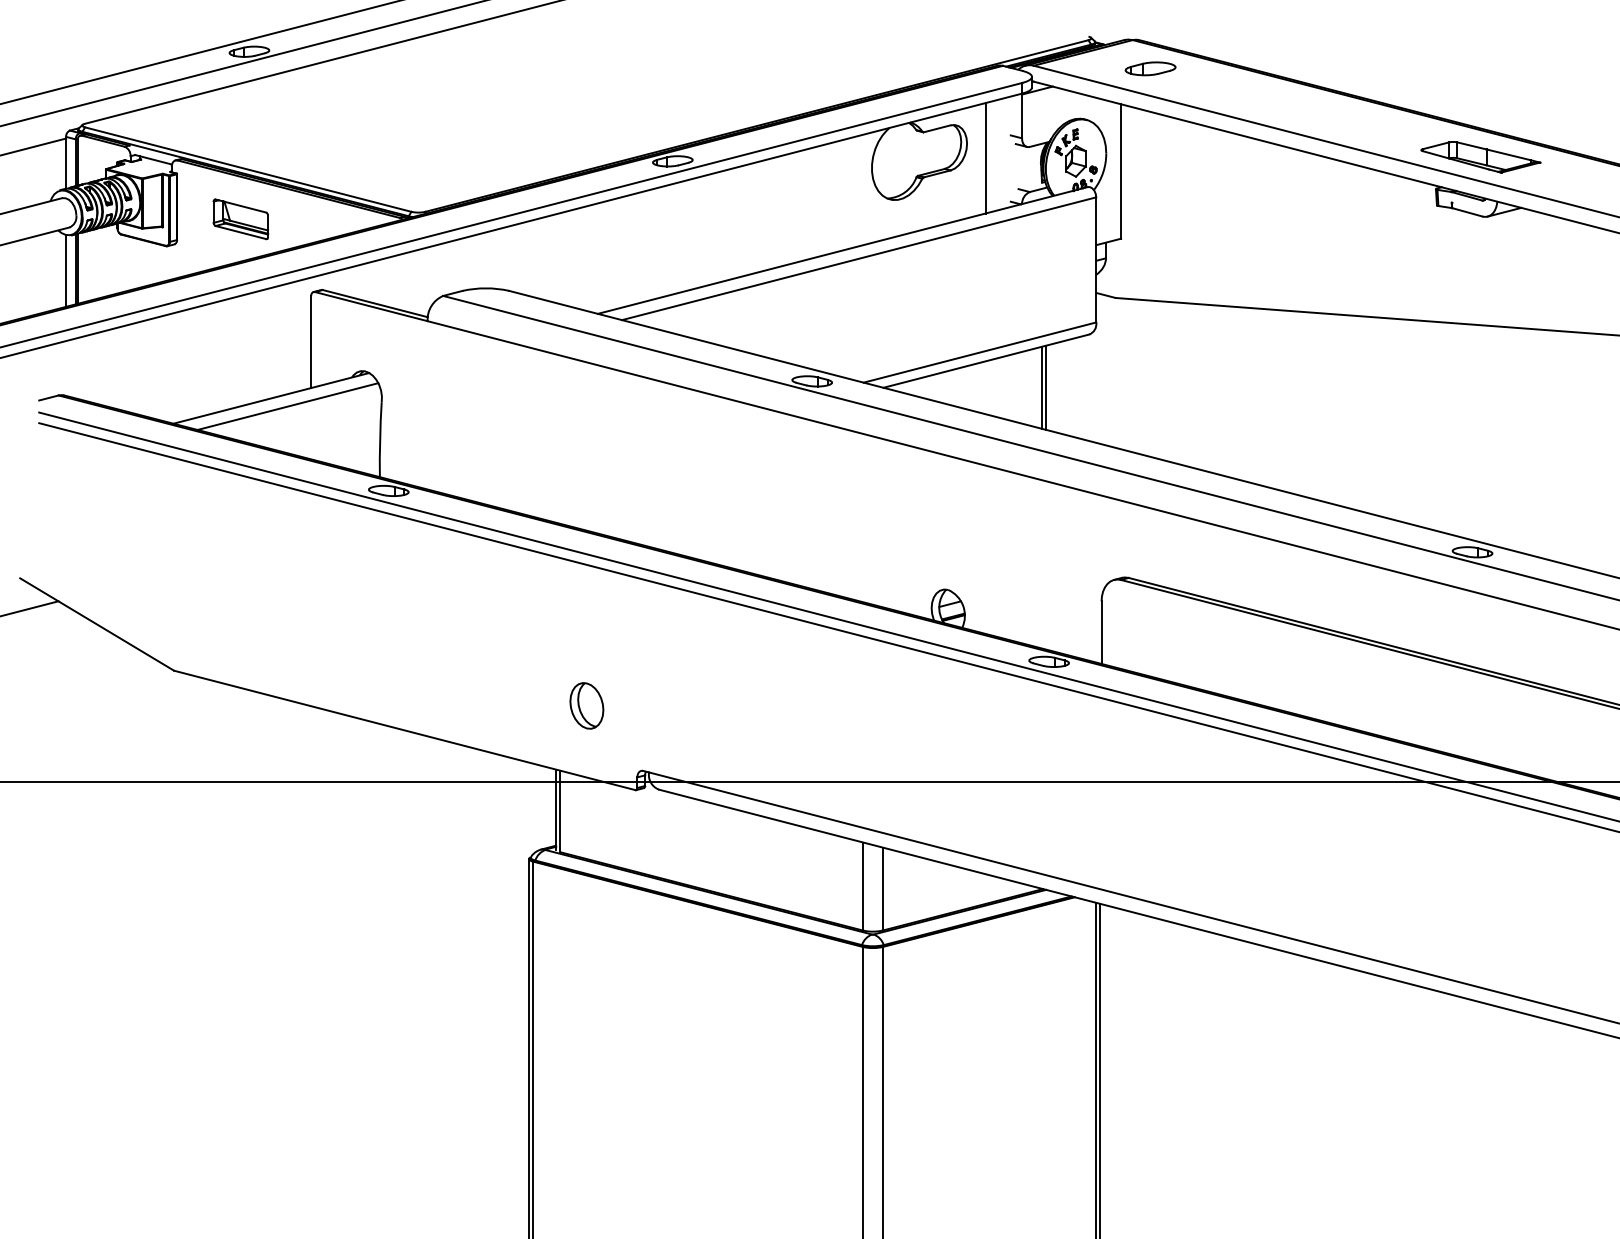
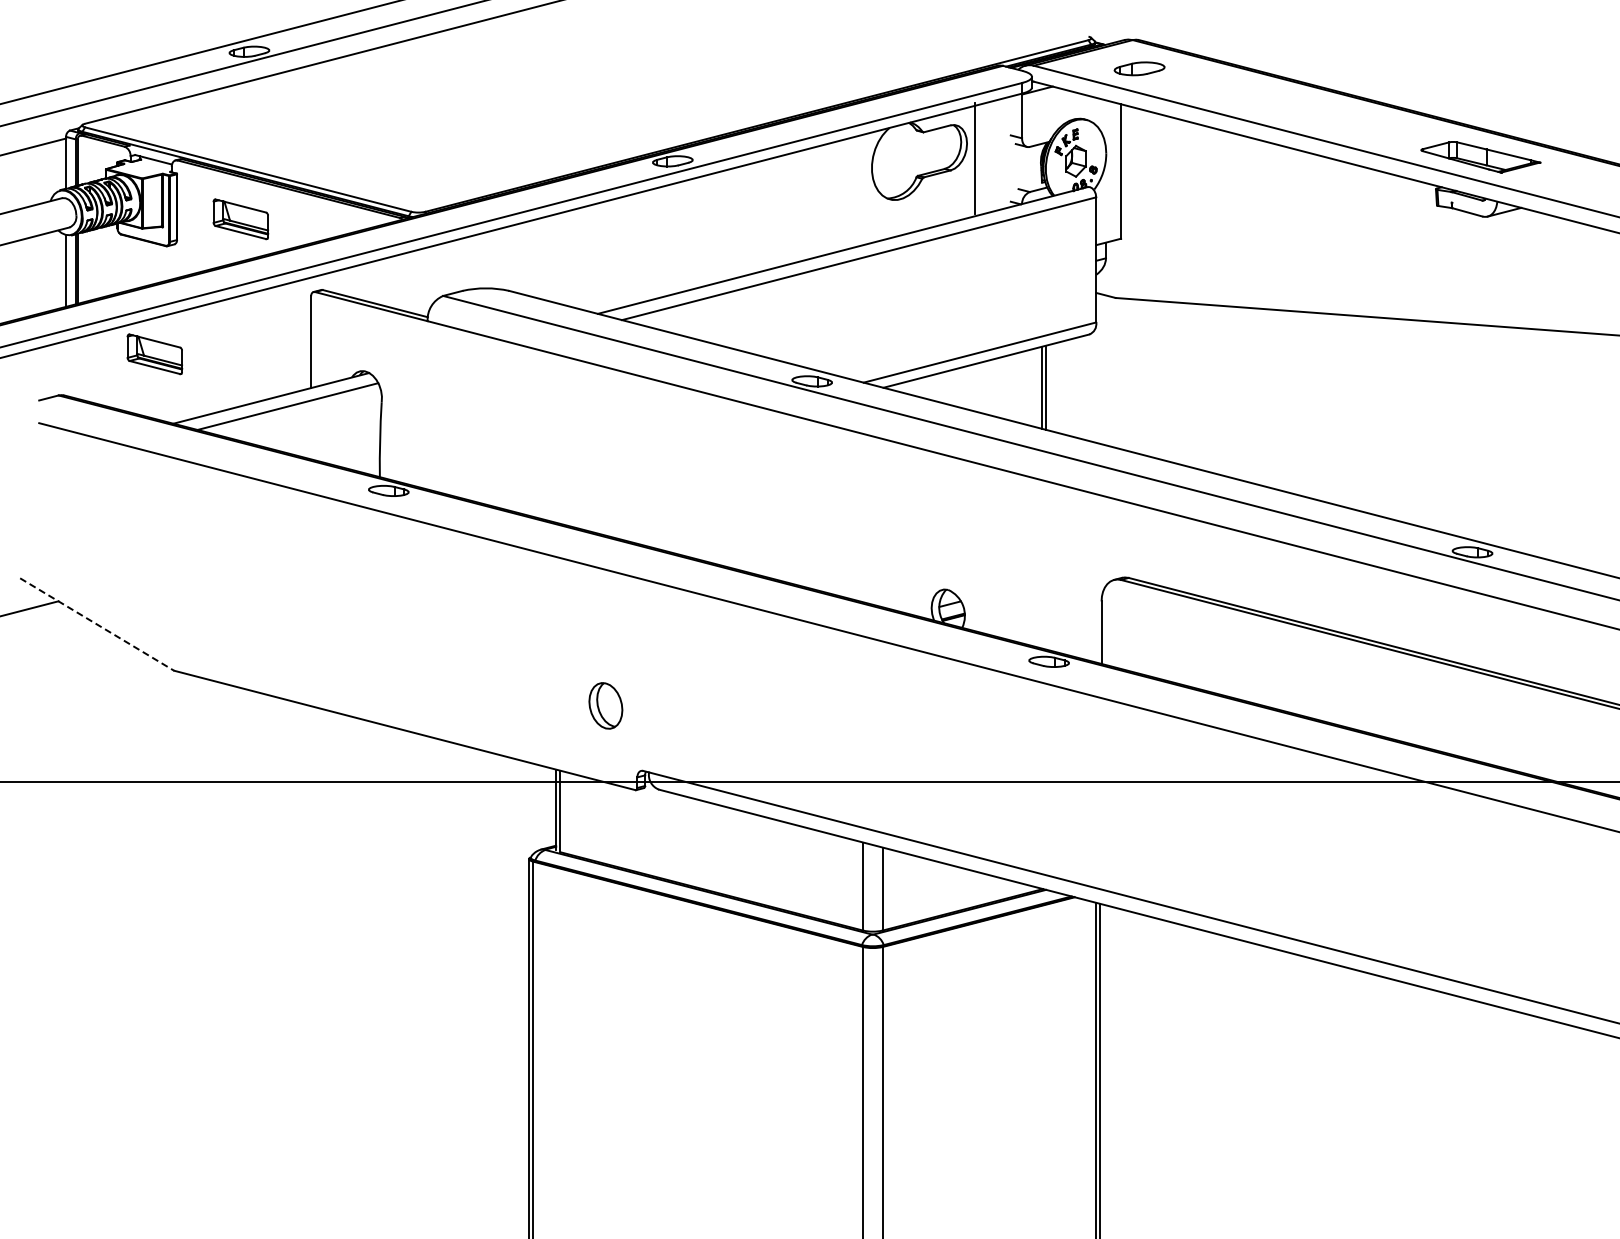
part position: (1150, 68) -> (1139, 68) (1139, 68)
line position: (985, 158) -> (974, 158) (974, 158)
part: none -> present (154, 354)
line: present -> none (827, 616)
line: solid -> dashed (97, 624)
part position: (586, 705) -> (605, 705) (605, 705)
